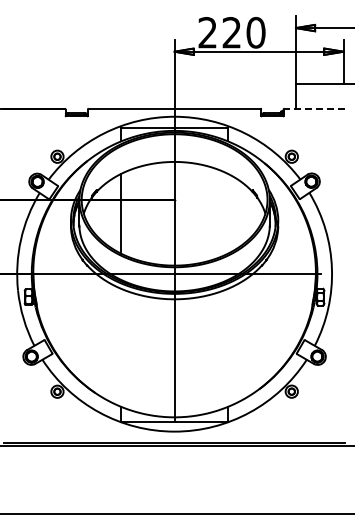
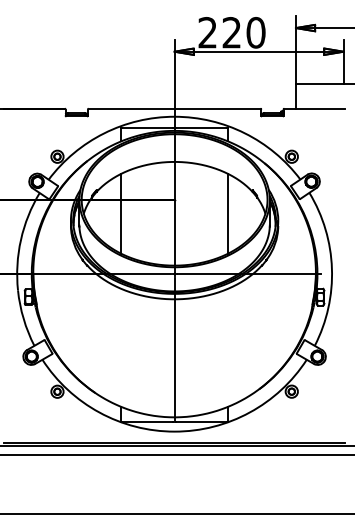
line: dashed -> solid (314, 108)
line: none -> present (227, 213)
line: none -> present (176, 455)
